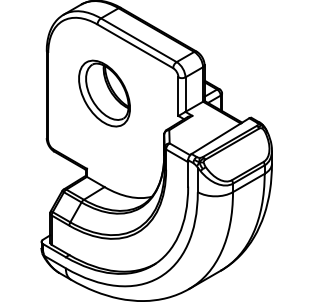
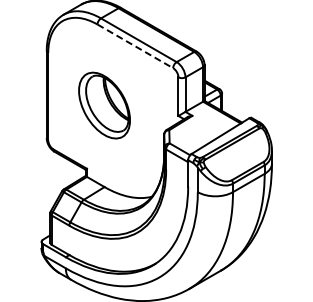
line: solid -> dashed (135, 46)
part position: (104, 93) -> (104, 105) (104, 105)
